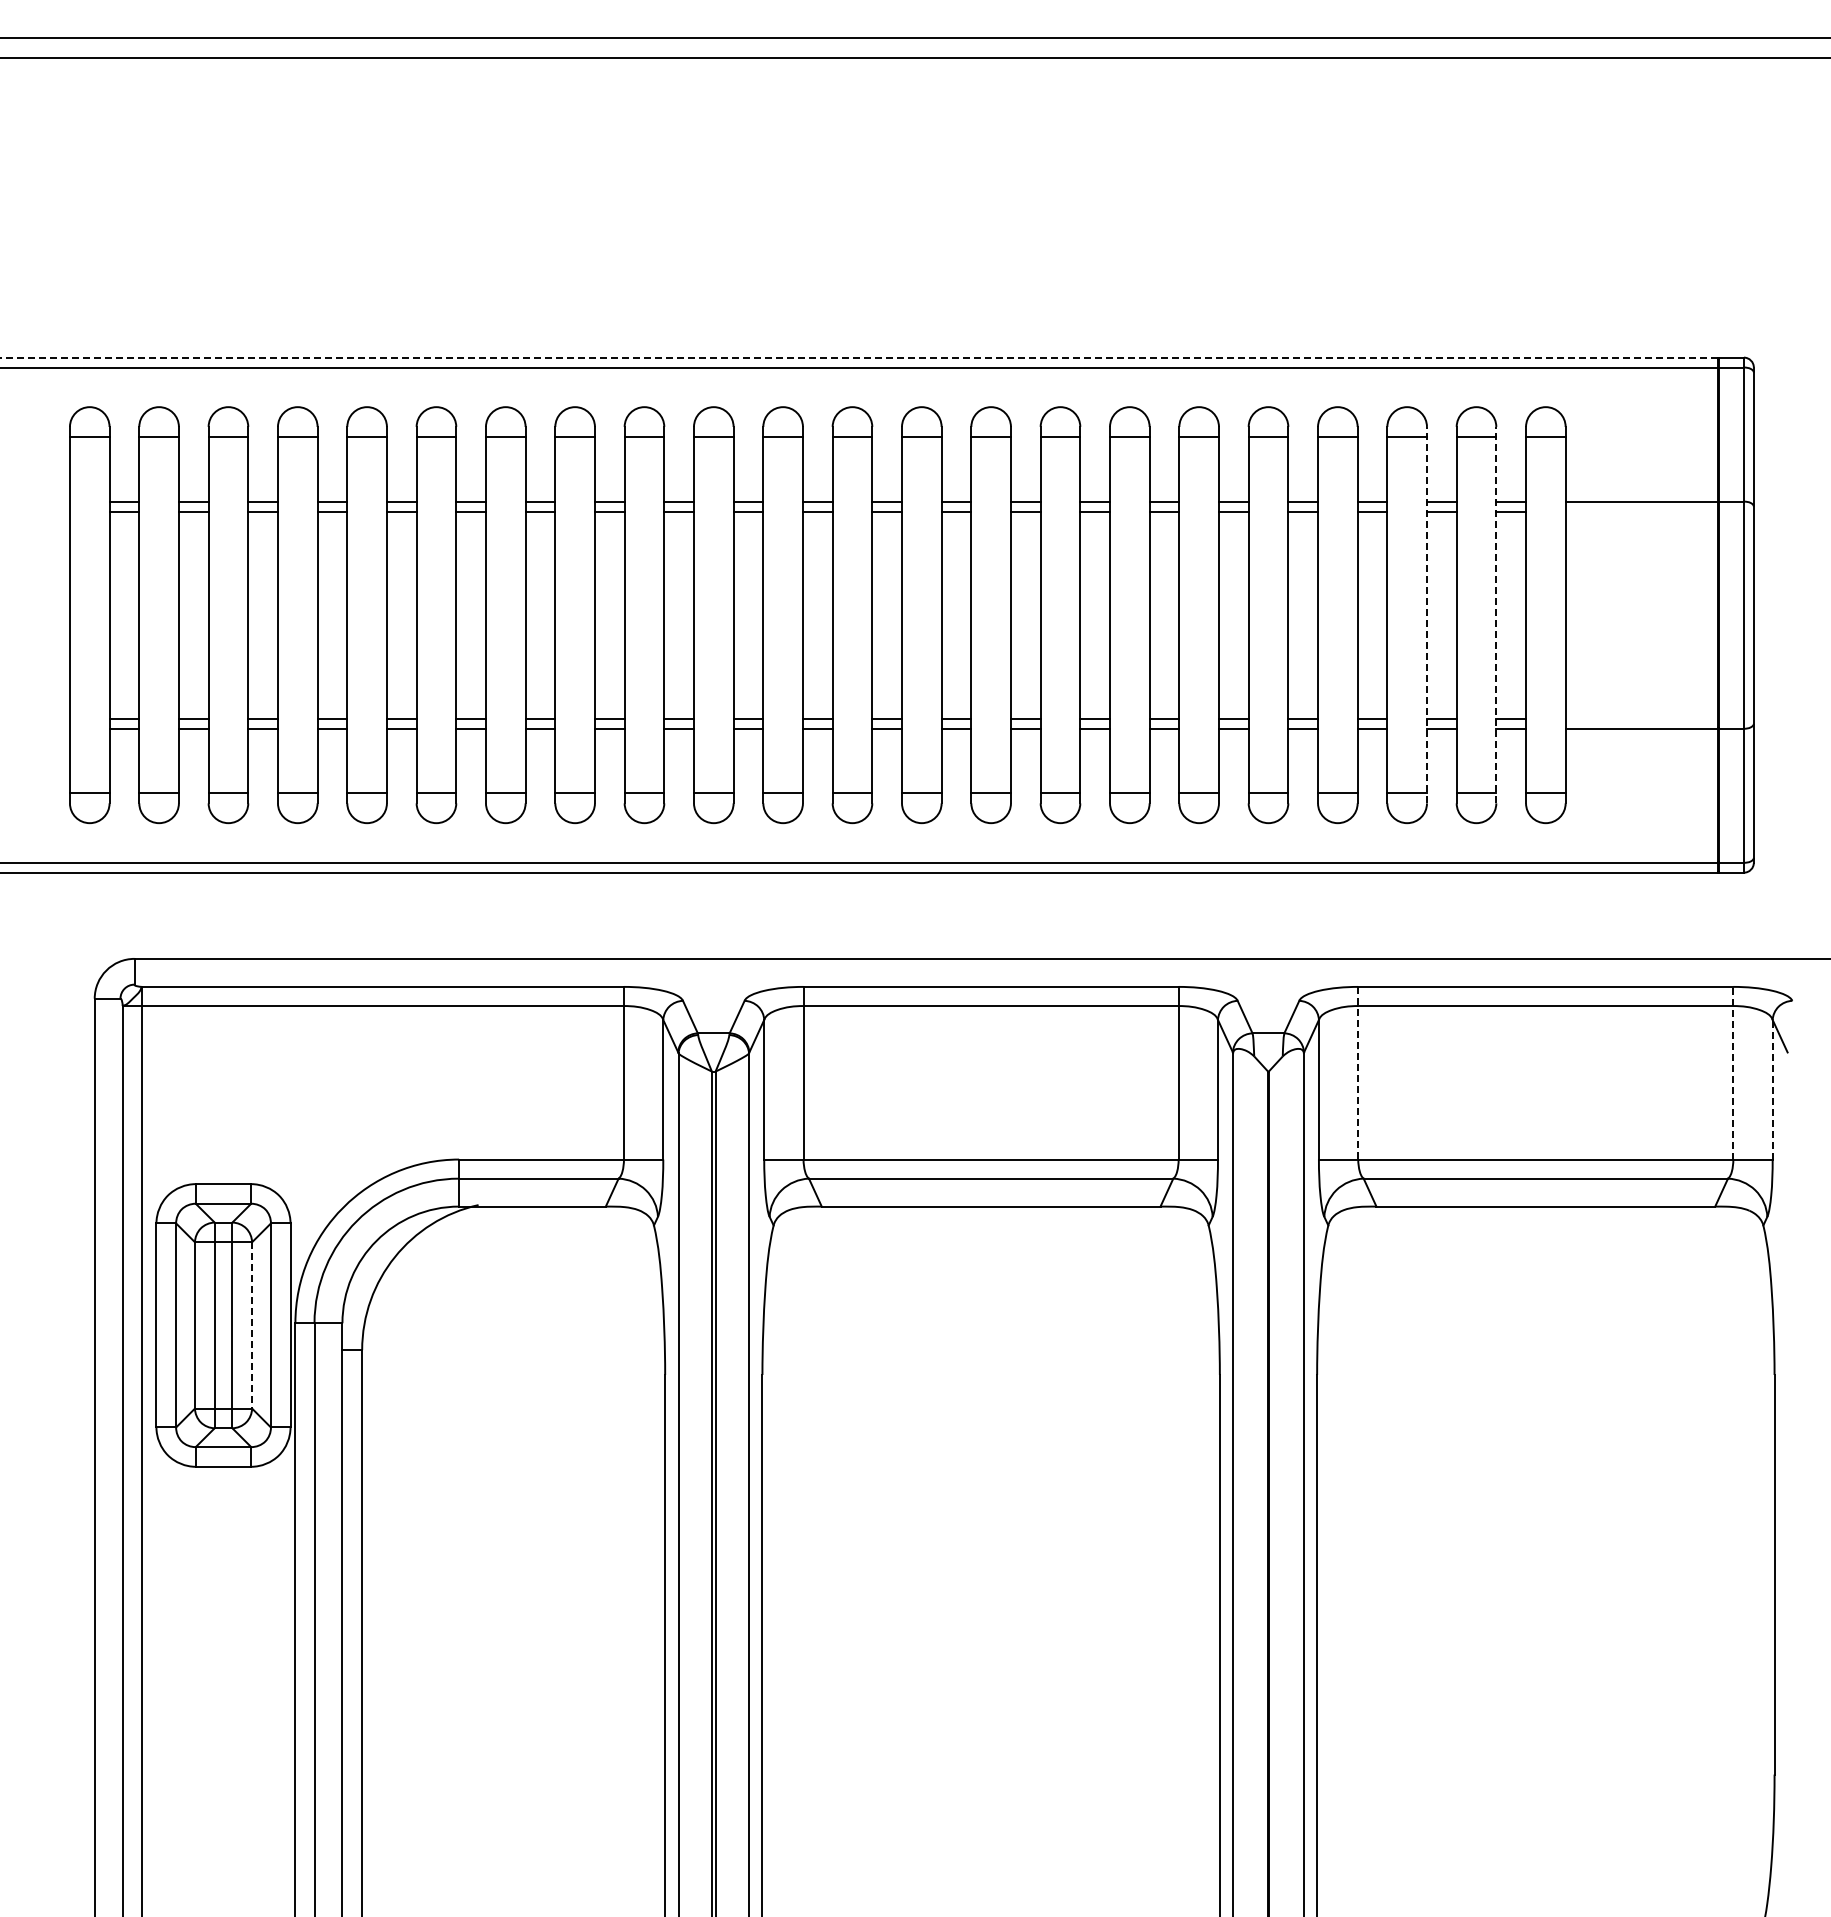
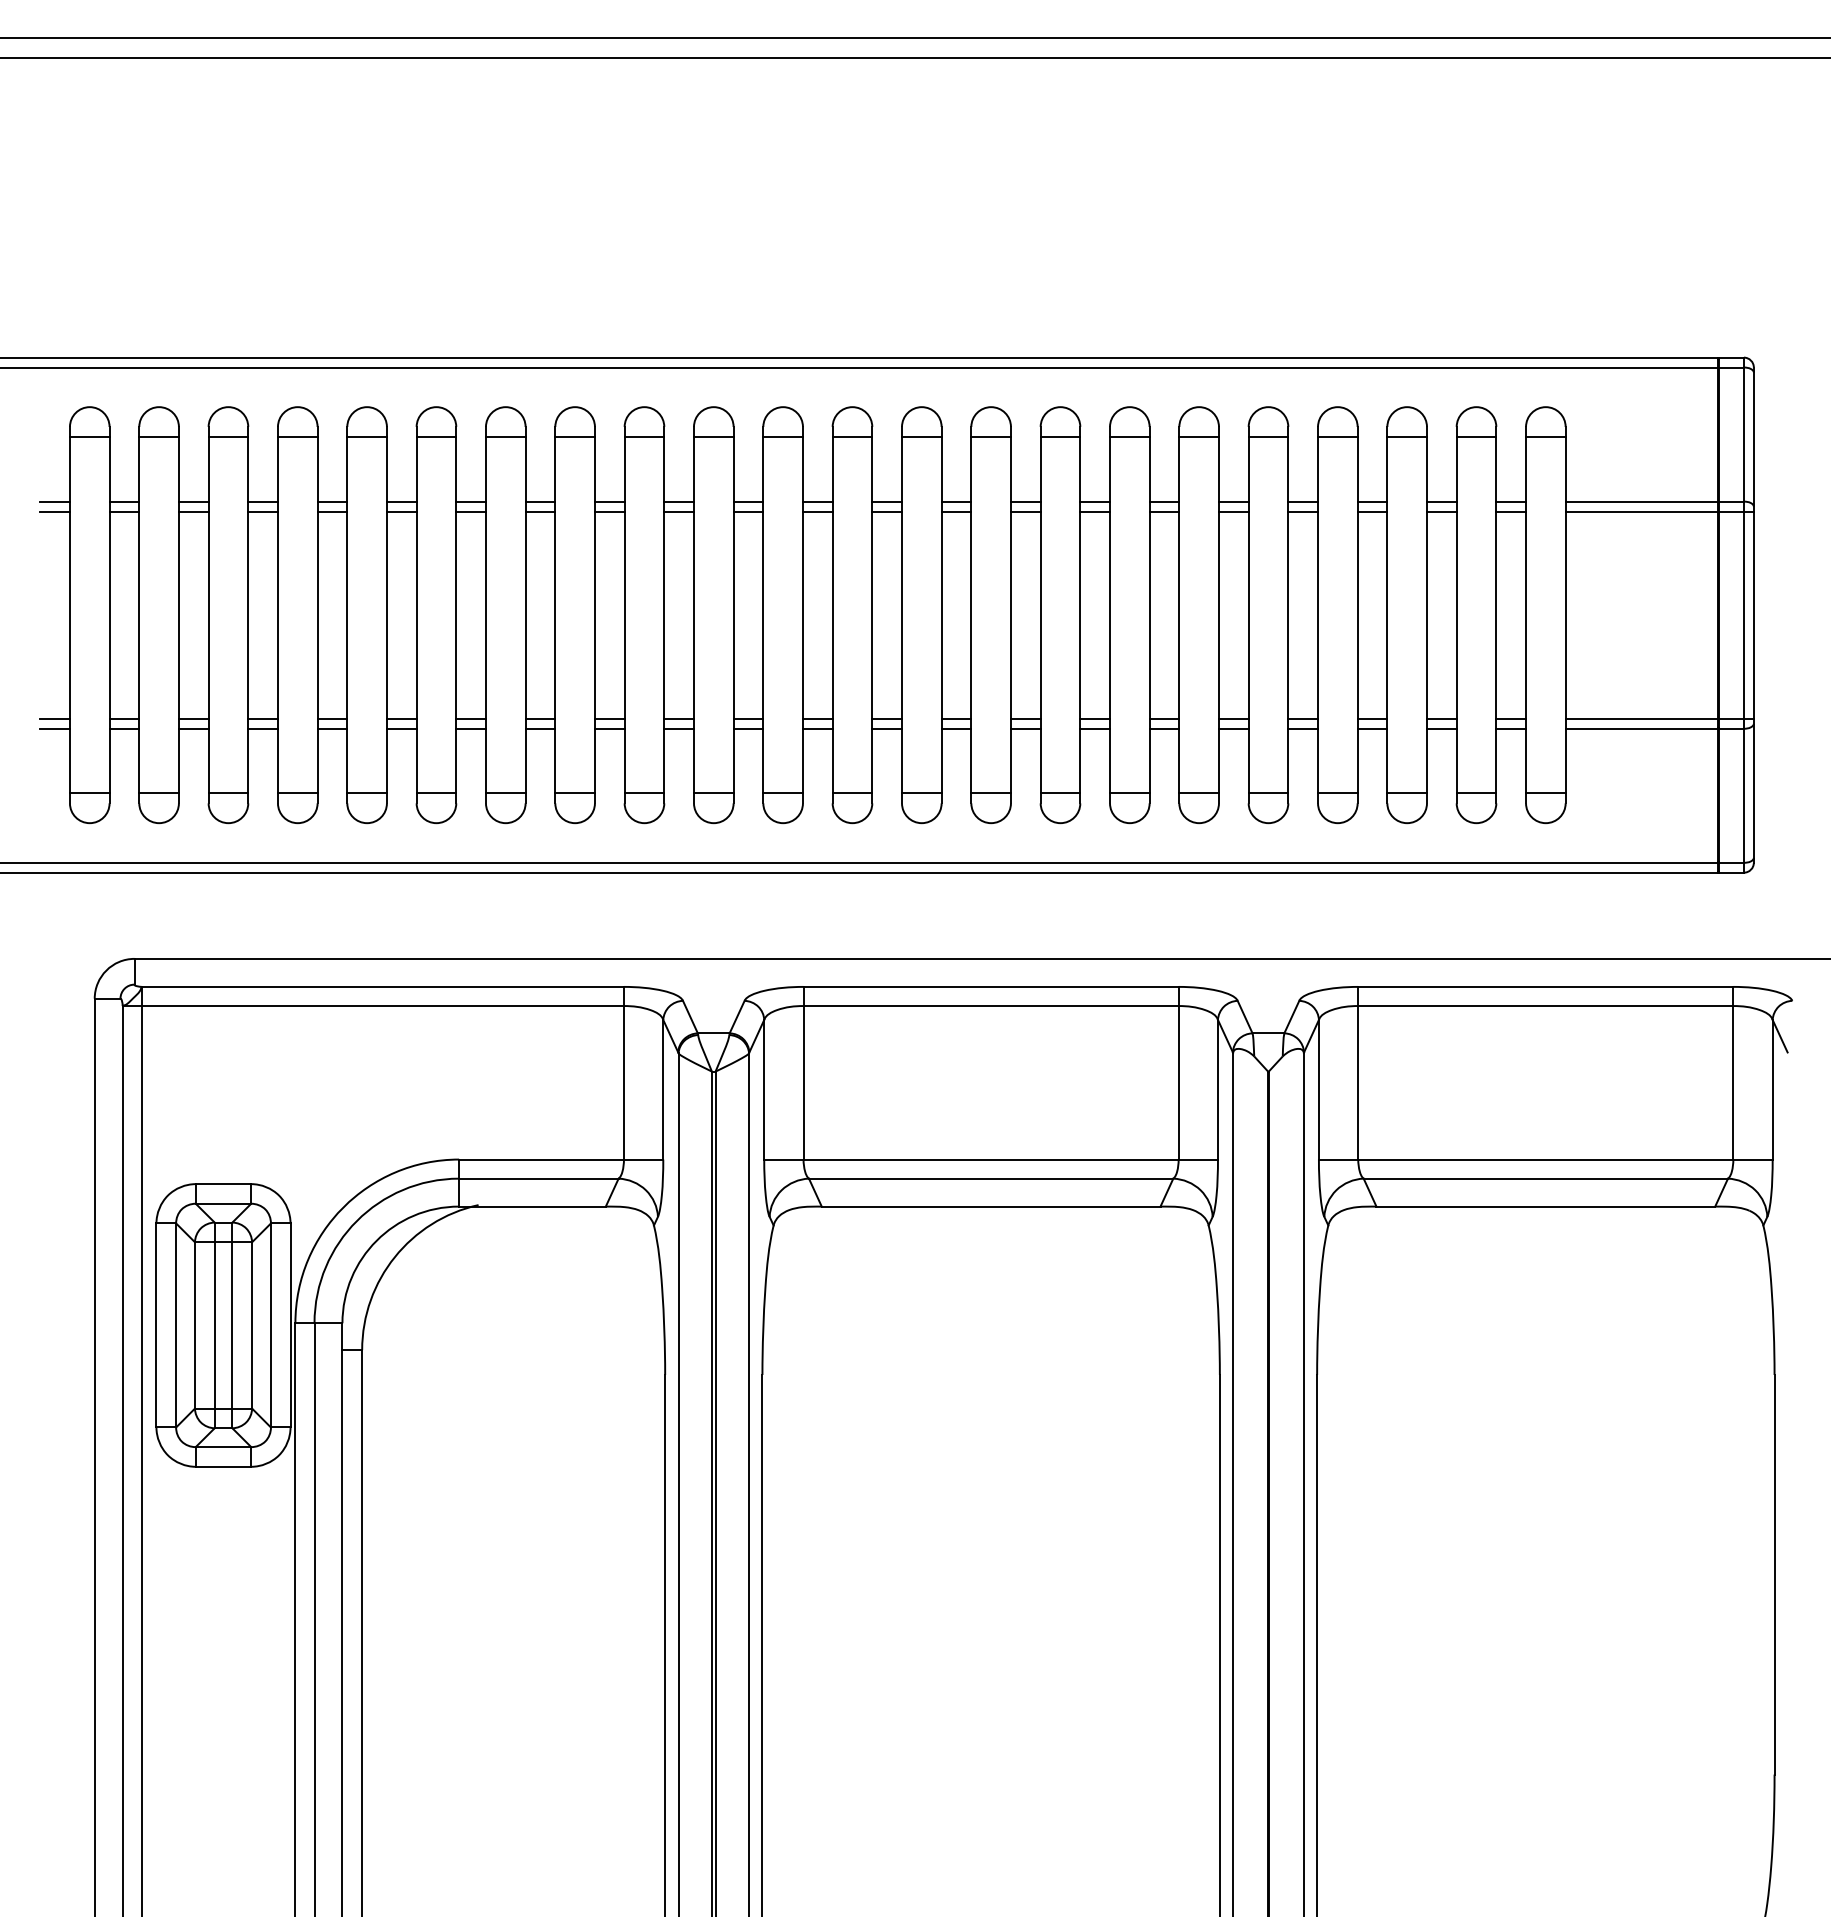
line: dashed -> solid (859, 357)
line: none -> present (54, 501)
line: none -> present (54, 511)
line: none -> present (1659, 511)
line: dashed -> solid (1426, 614)
line: dashed -> solid (1496, 614)
line: none -> present (54, 718)
line: none -> present (1659, 718)
line: none -> present (54, 728)
line: dashed -> solid (1733, 1072)
line: dashed -> solid (1358, 1073)
line: dashed -> solid (1772, 1089)
line: dashed -> solid (252, 1325)
